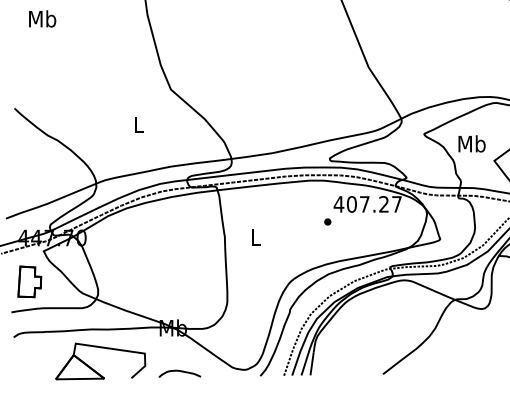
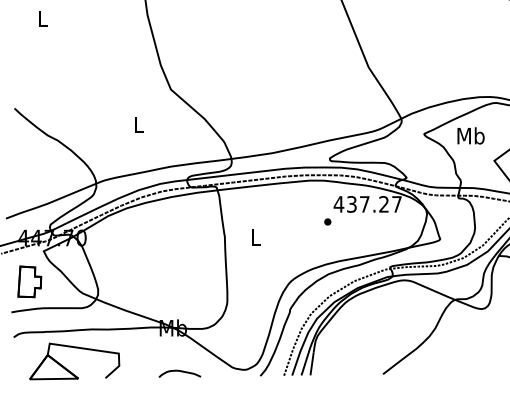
text: Mb -> L (42, 18)
text position: (471, 143) -> (470, 135) (470, 135)
text: 407.27 -> 437.27 (351, 204)
part position: (93, 368) -> (67, 368) (67, 368)
